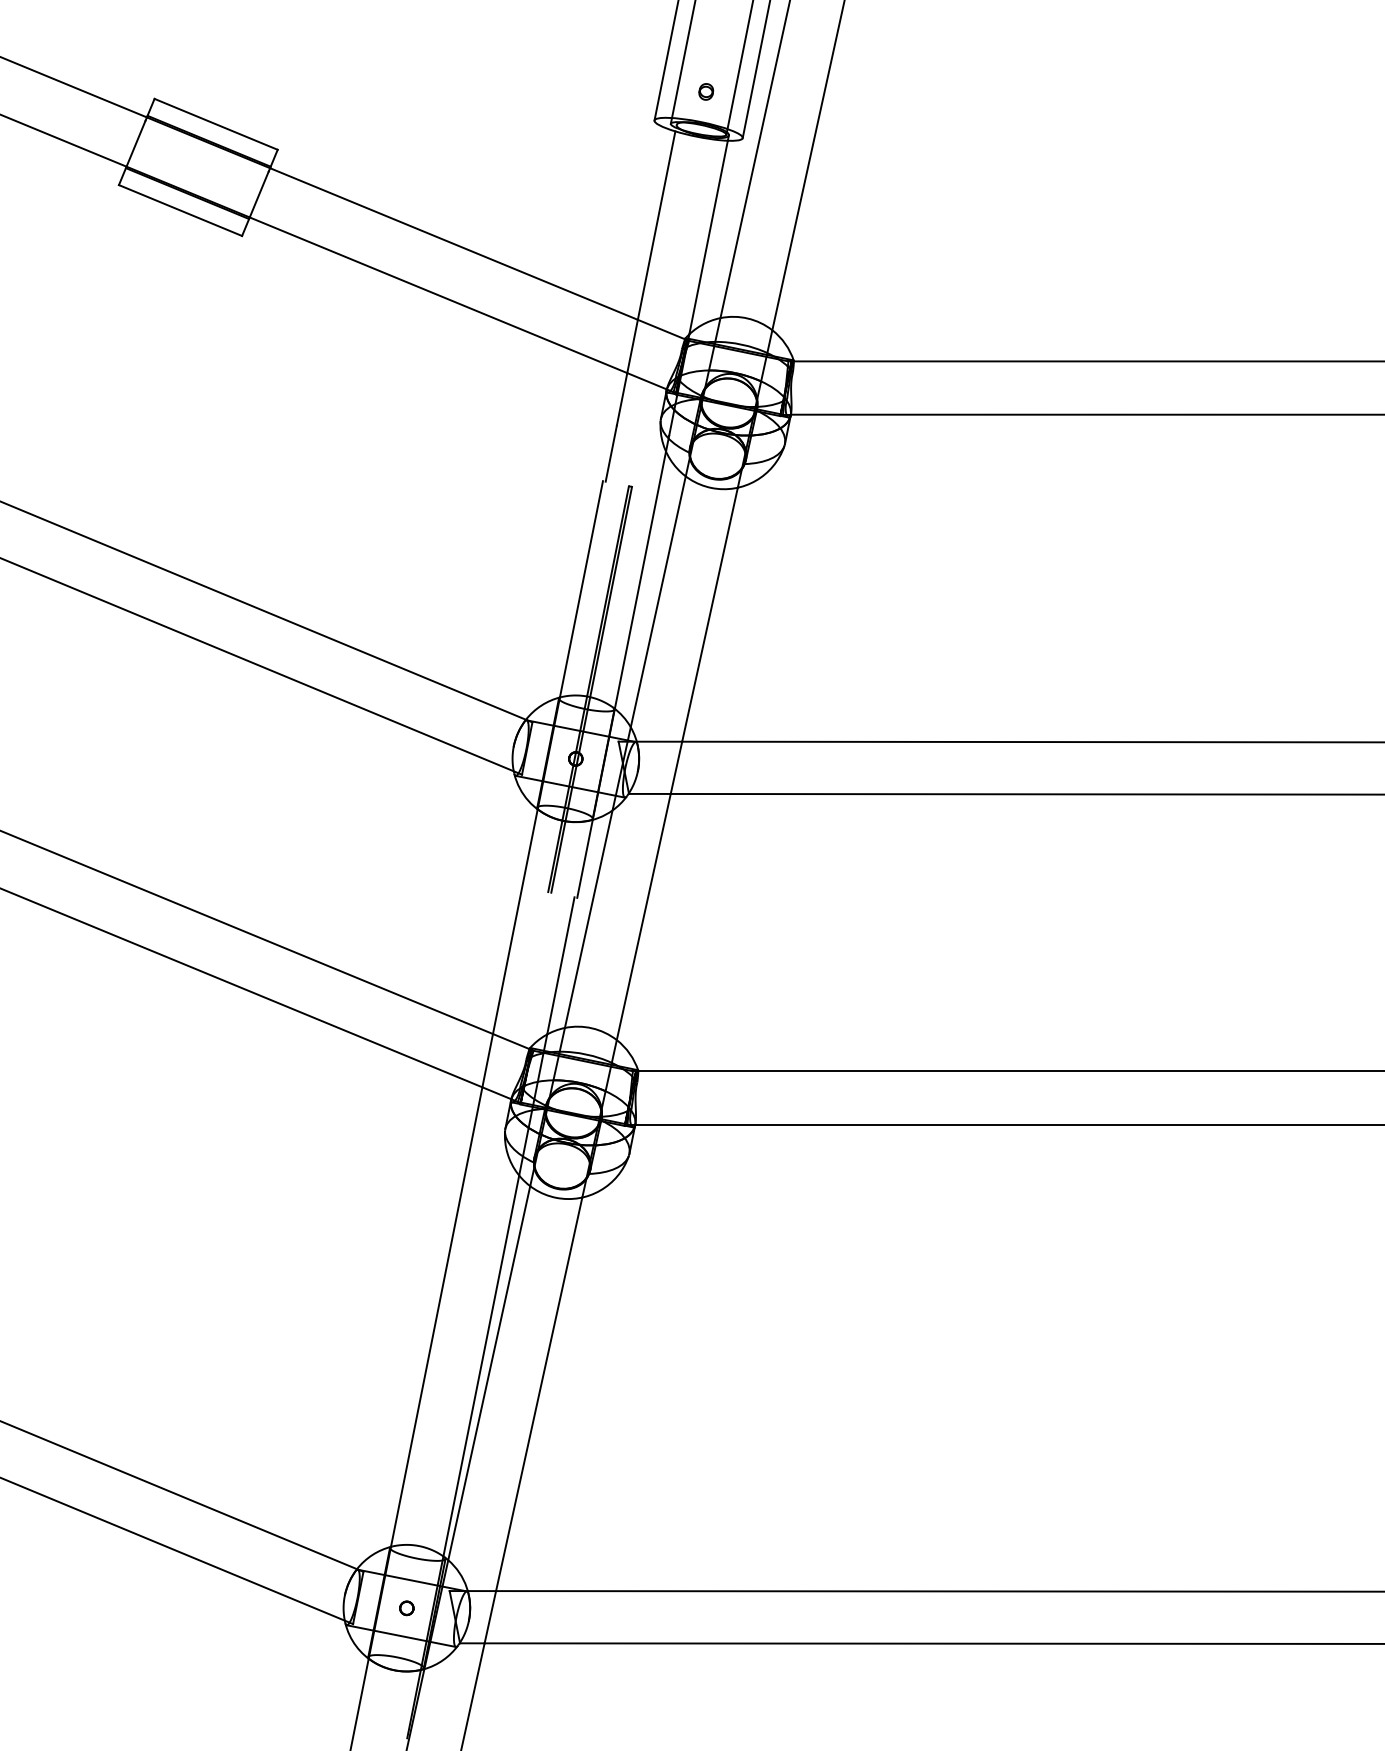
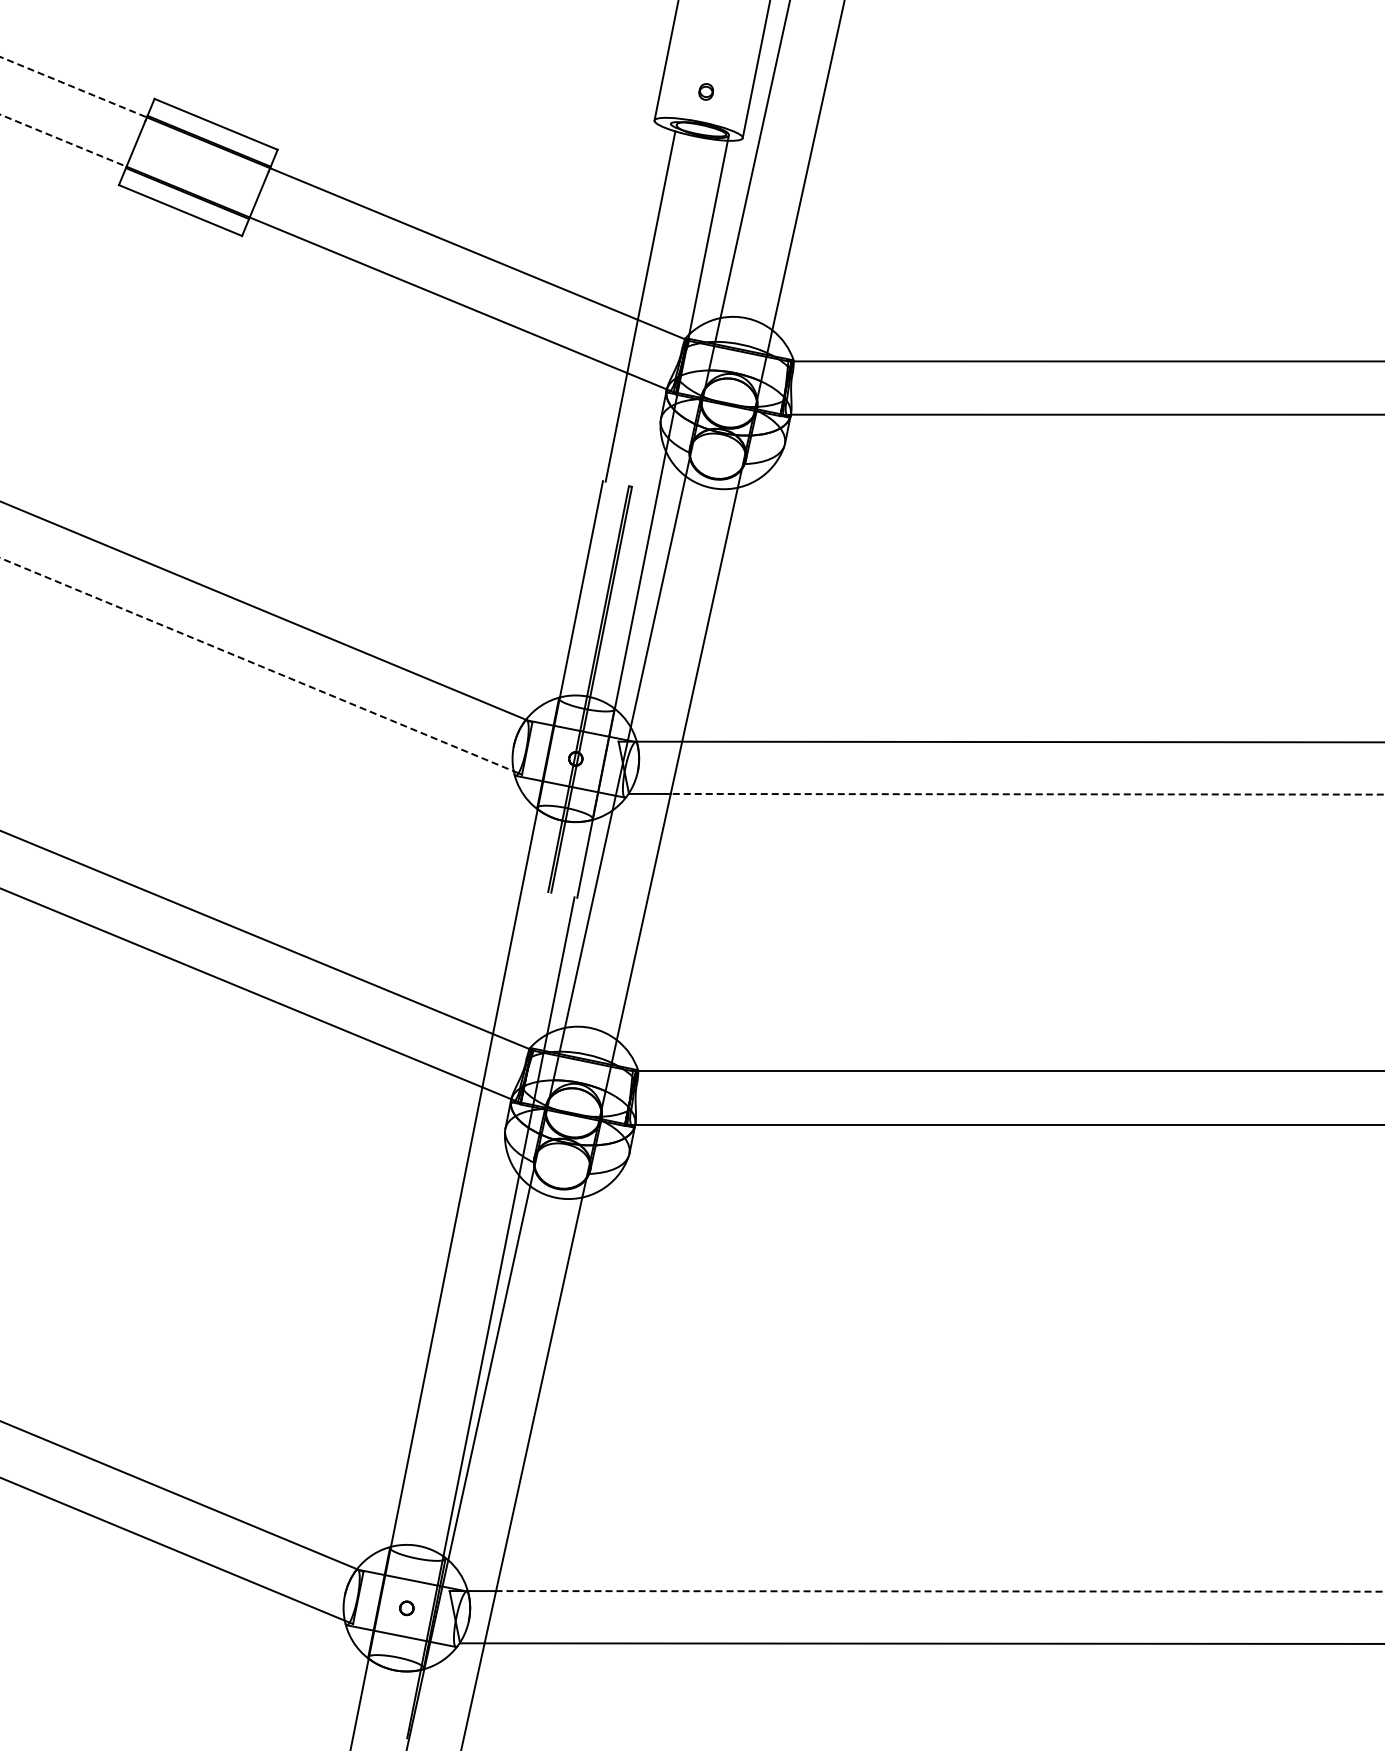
line: present -> none (682, 62)
line: present -> none (739, 68)
line: solid -> dashed (74, 87)
line: solid -> dashed (63, 140)
line: solid -> dashed (259, 665)
line: solid -> dashed (1027, 794)
line: solid -> dashed (939, 1591)
